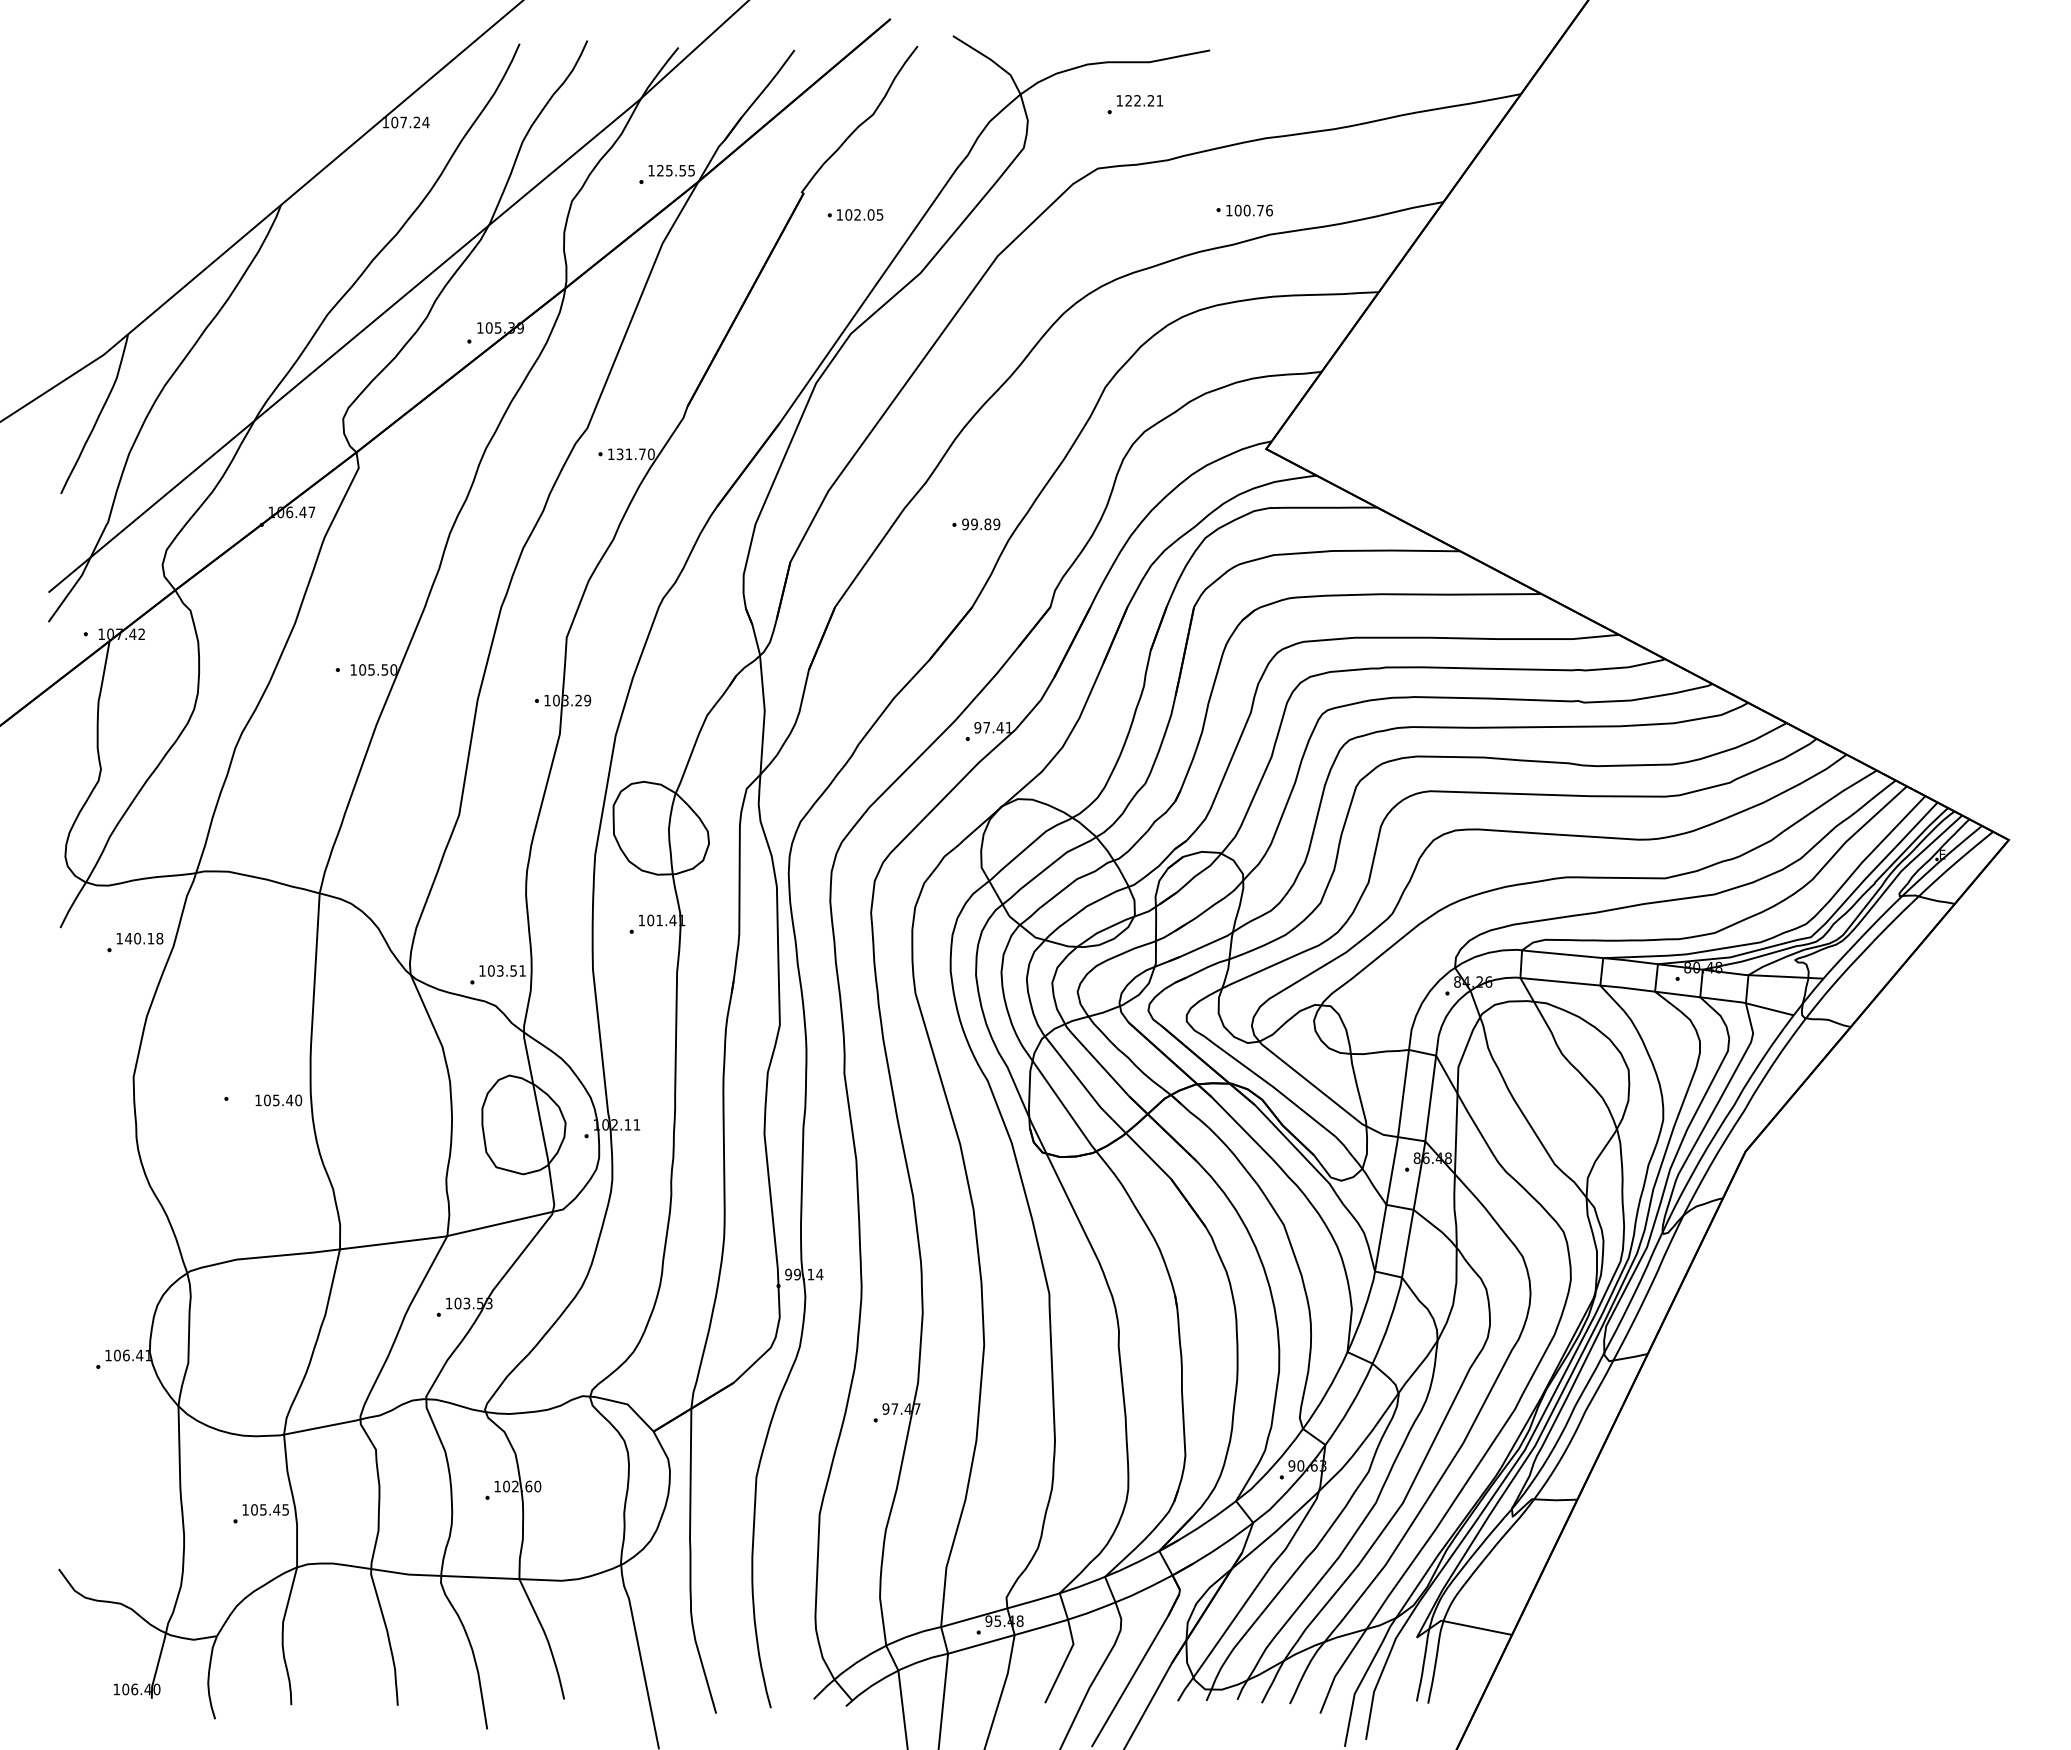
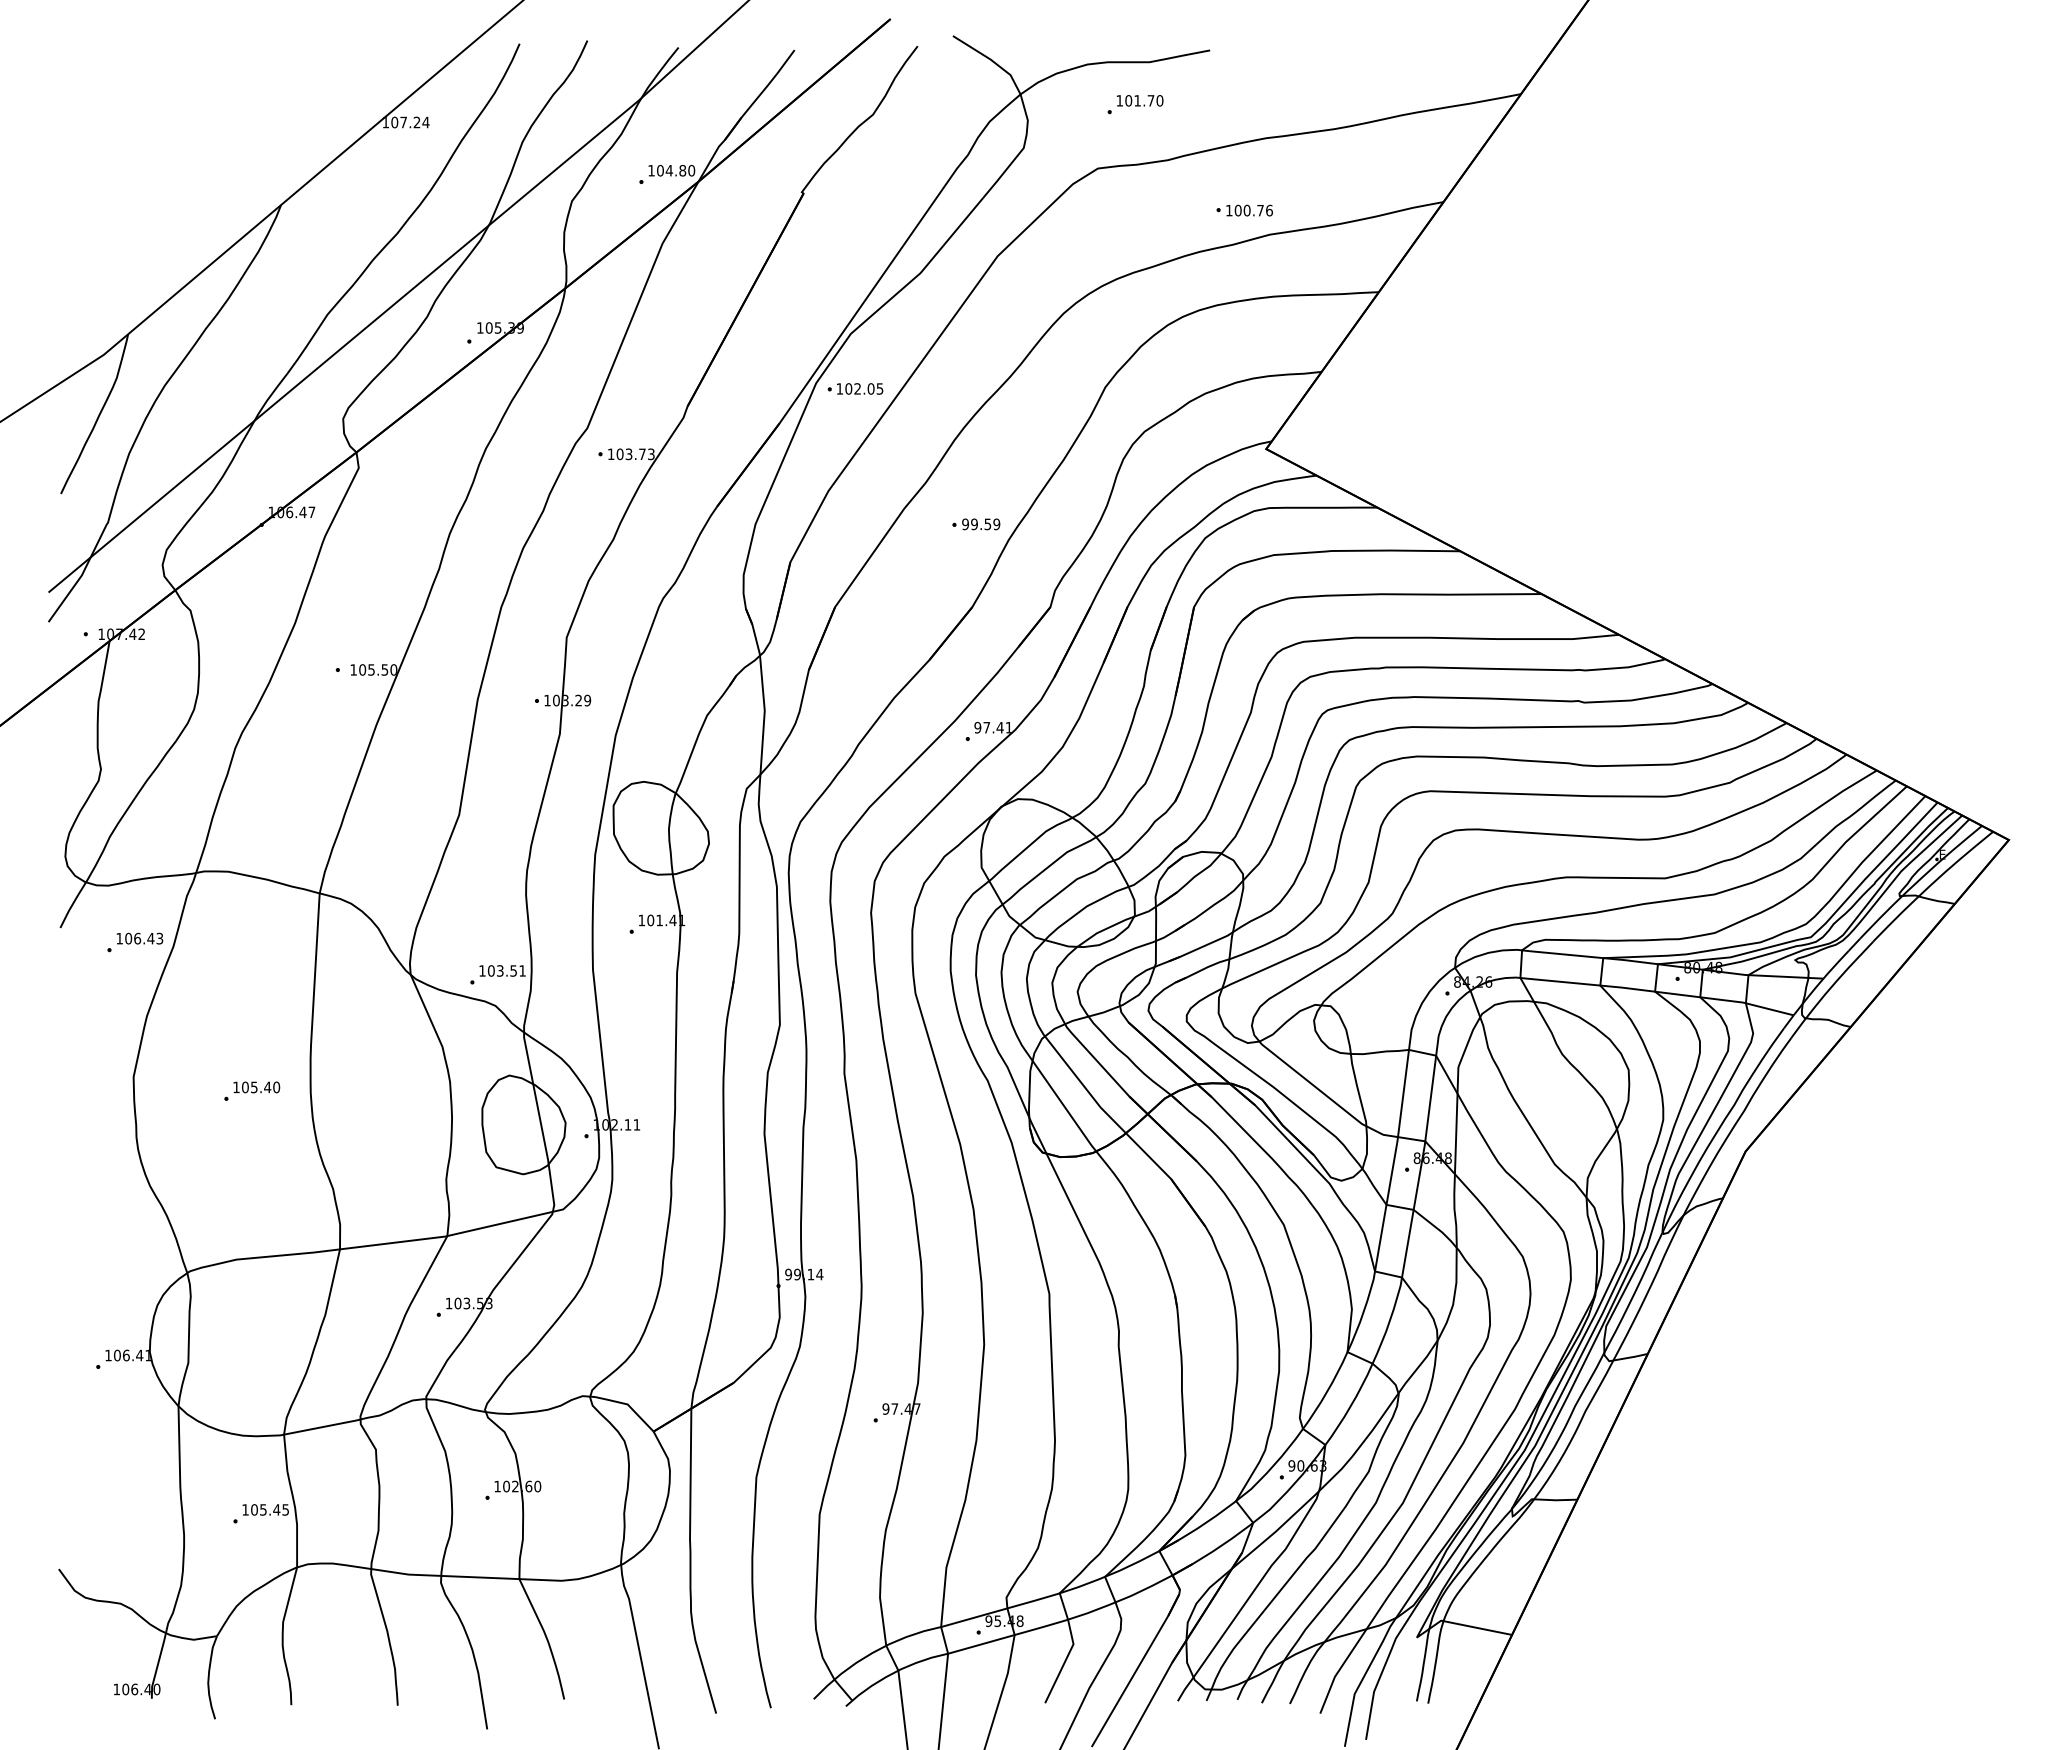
text: 122.21 -> 101.70 (1144, 100)
text: 125.55 -> 104.80 (676, 170)
part position: (855, 214) -> (855, 388) (855, 388)
text: 131.70 -> 103.73 (635, 454)
text: 99.89 -> 99.59 (987, 524)
text: 140.18 -> 106.43 (144, 938)
text position: (278, 1100) -> (256, 1087) (256, 1087)
